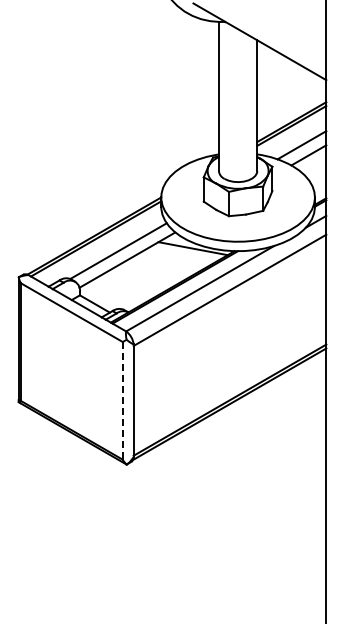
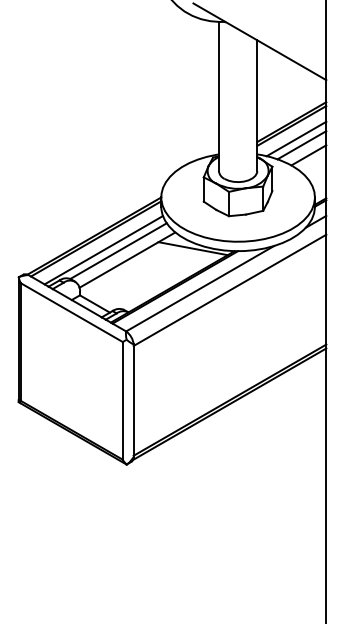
line: none -> present (296, 138)
line: none -> present (103, 250)
line: dashed -> solid (122, 400)
